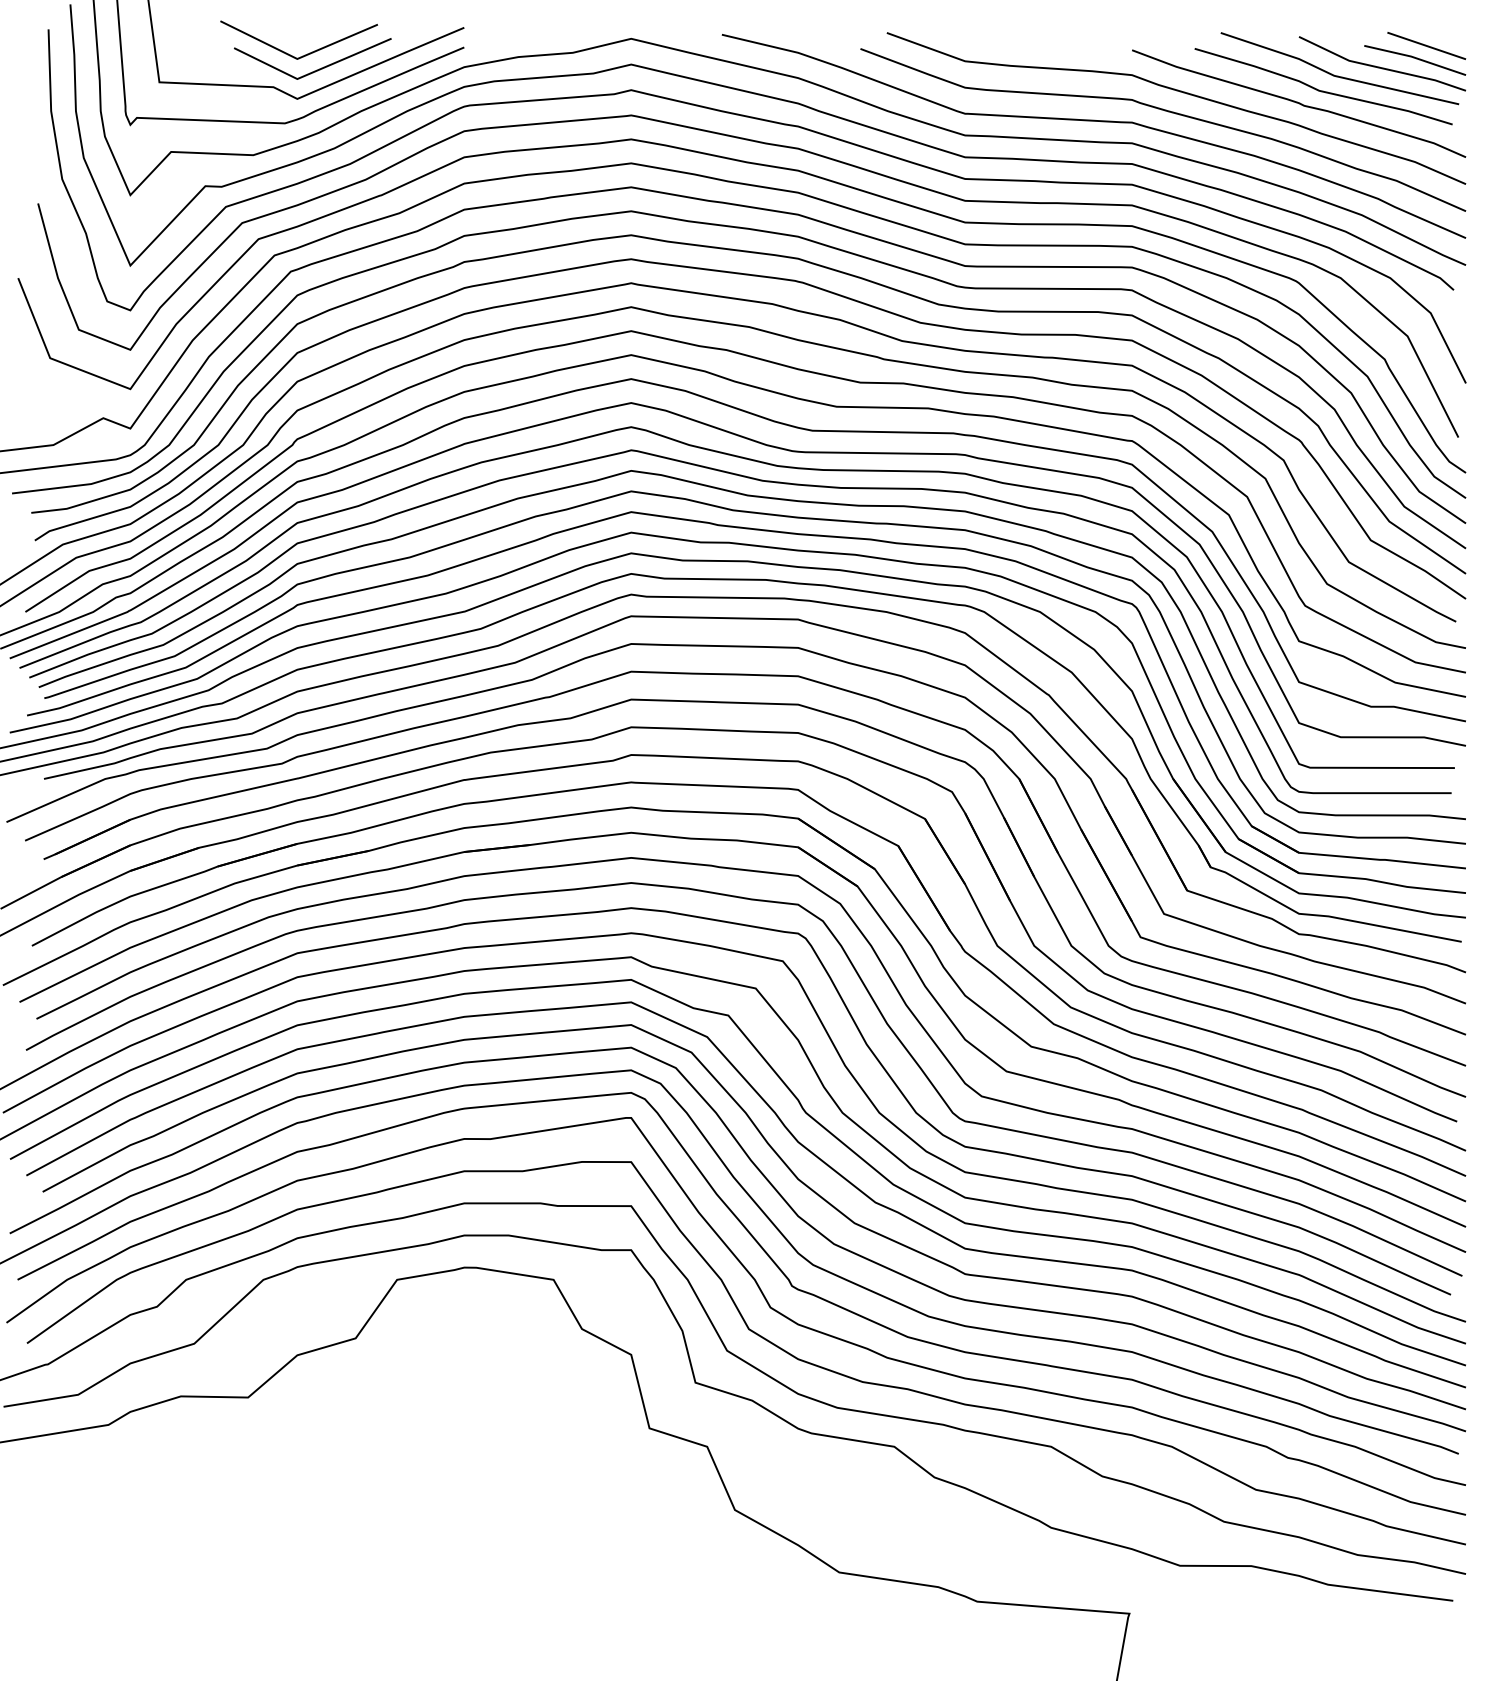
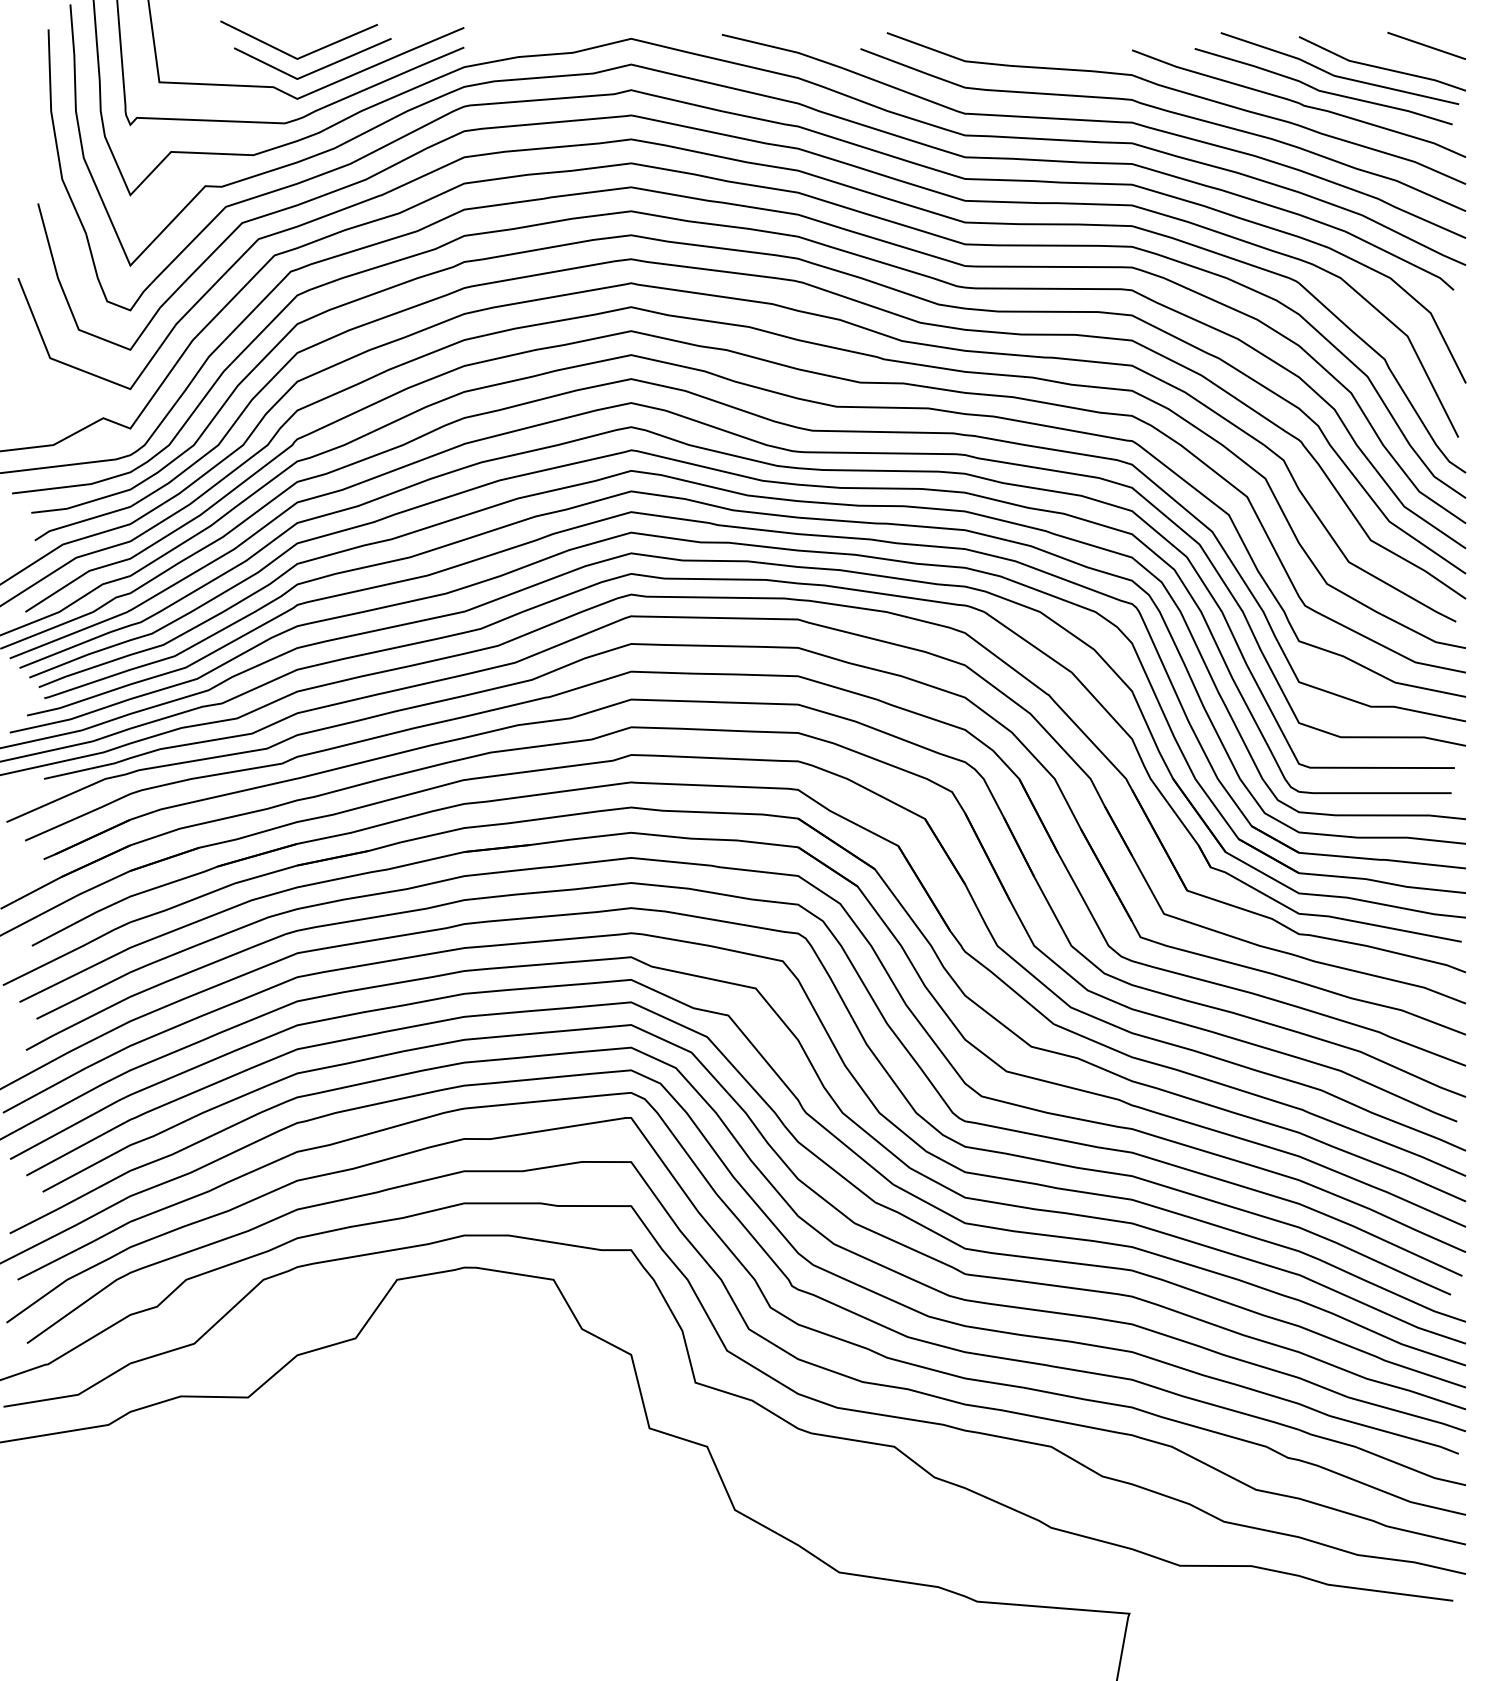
line: present -> none (1416, 59)
